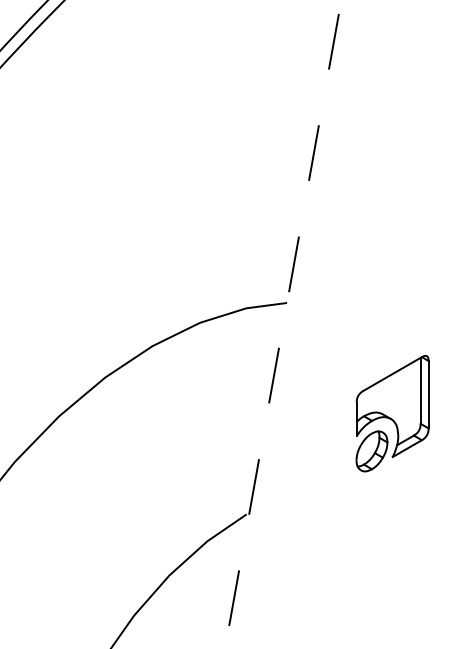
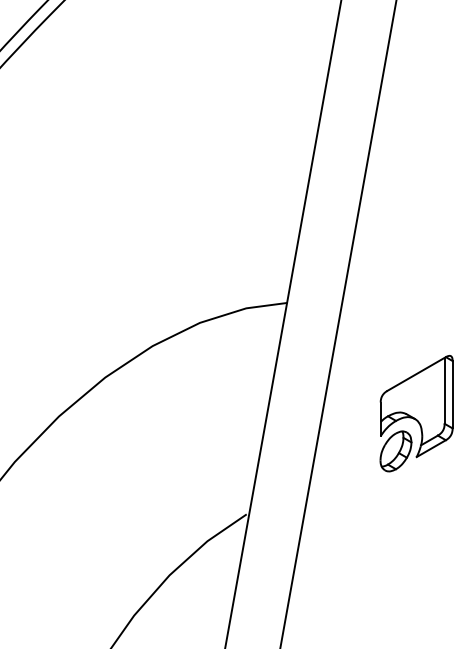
line: none -> present (338, 323)
line: dashed -> solid (283, 324)
part position: (392, 413) -> (416, 413) (416, 413)
